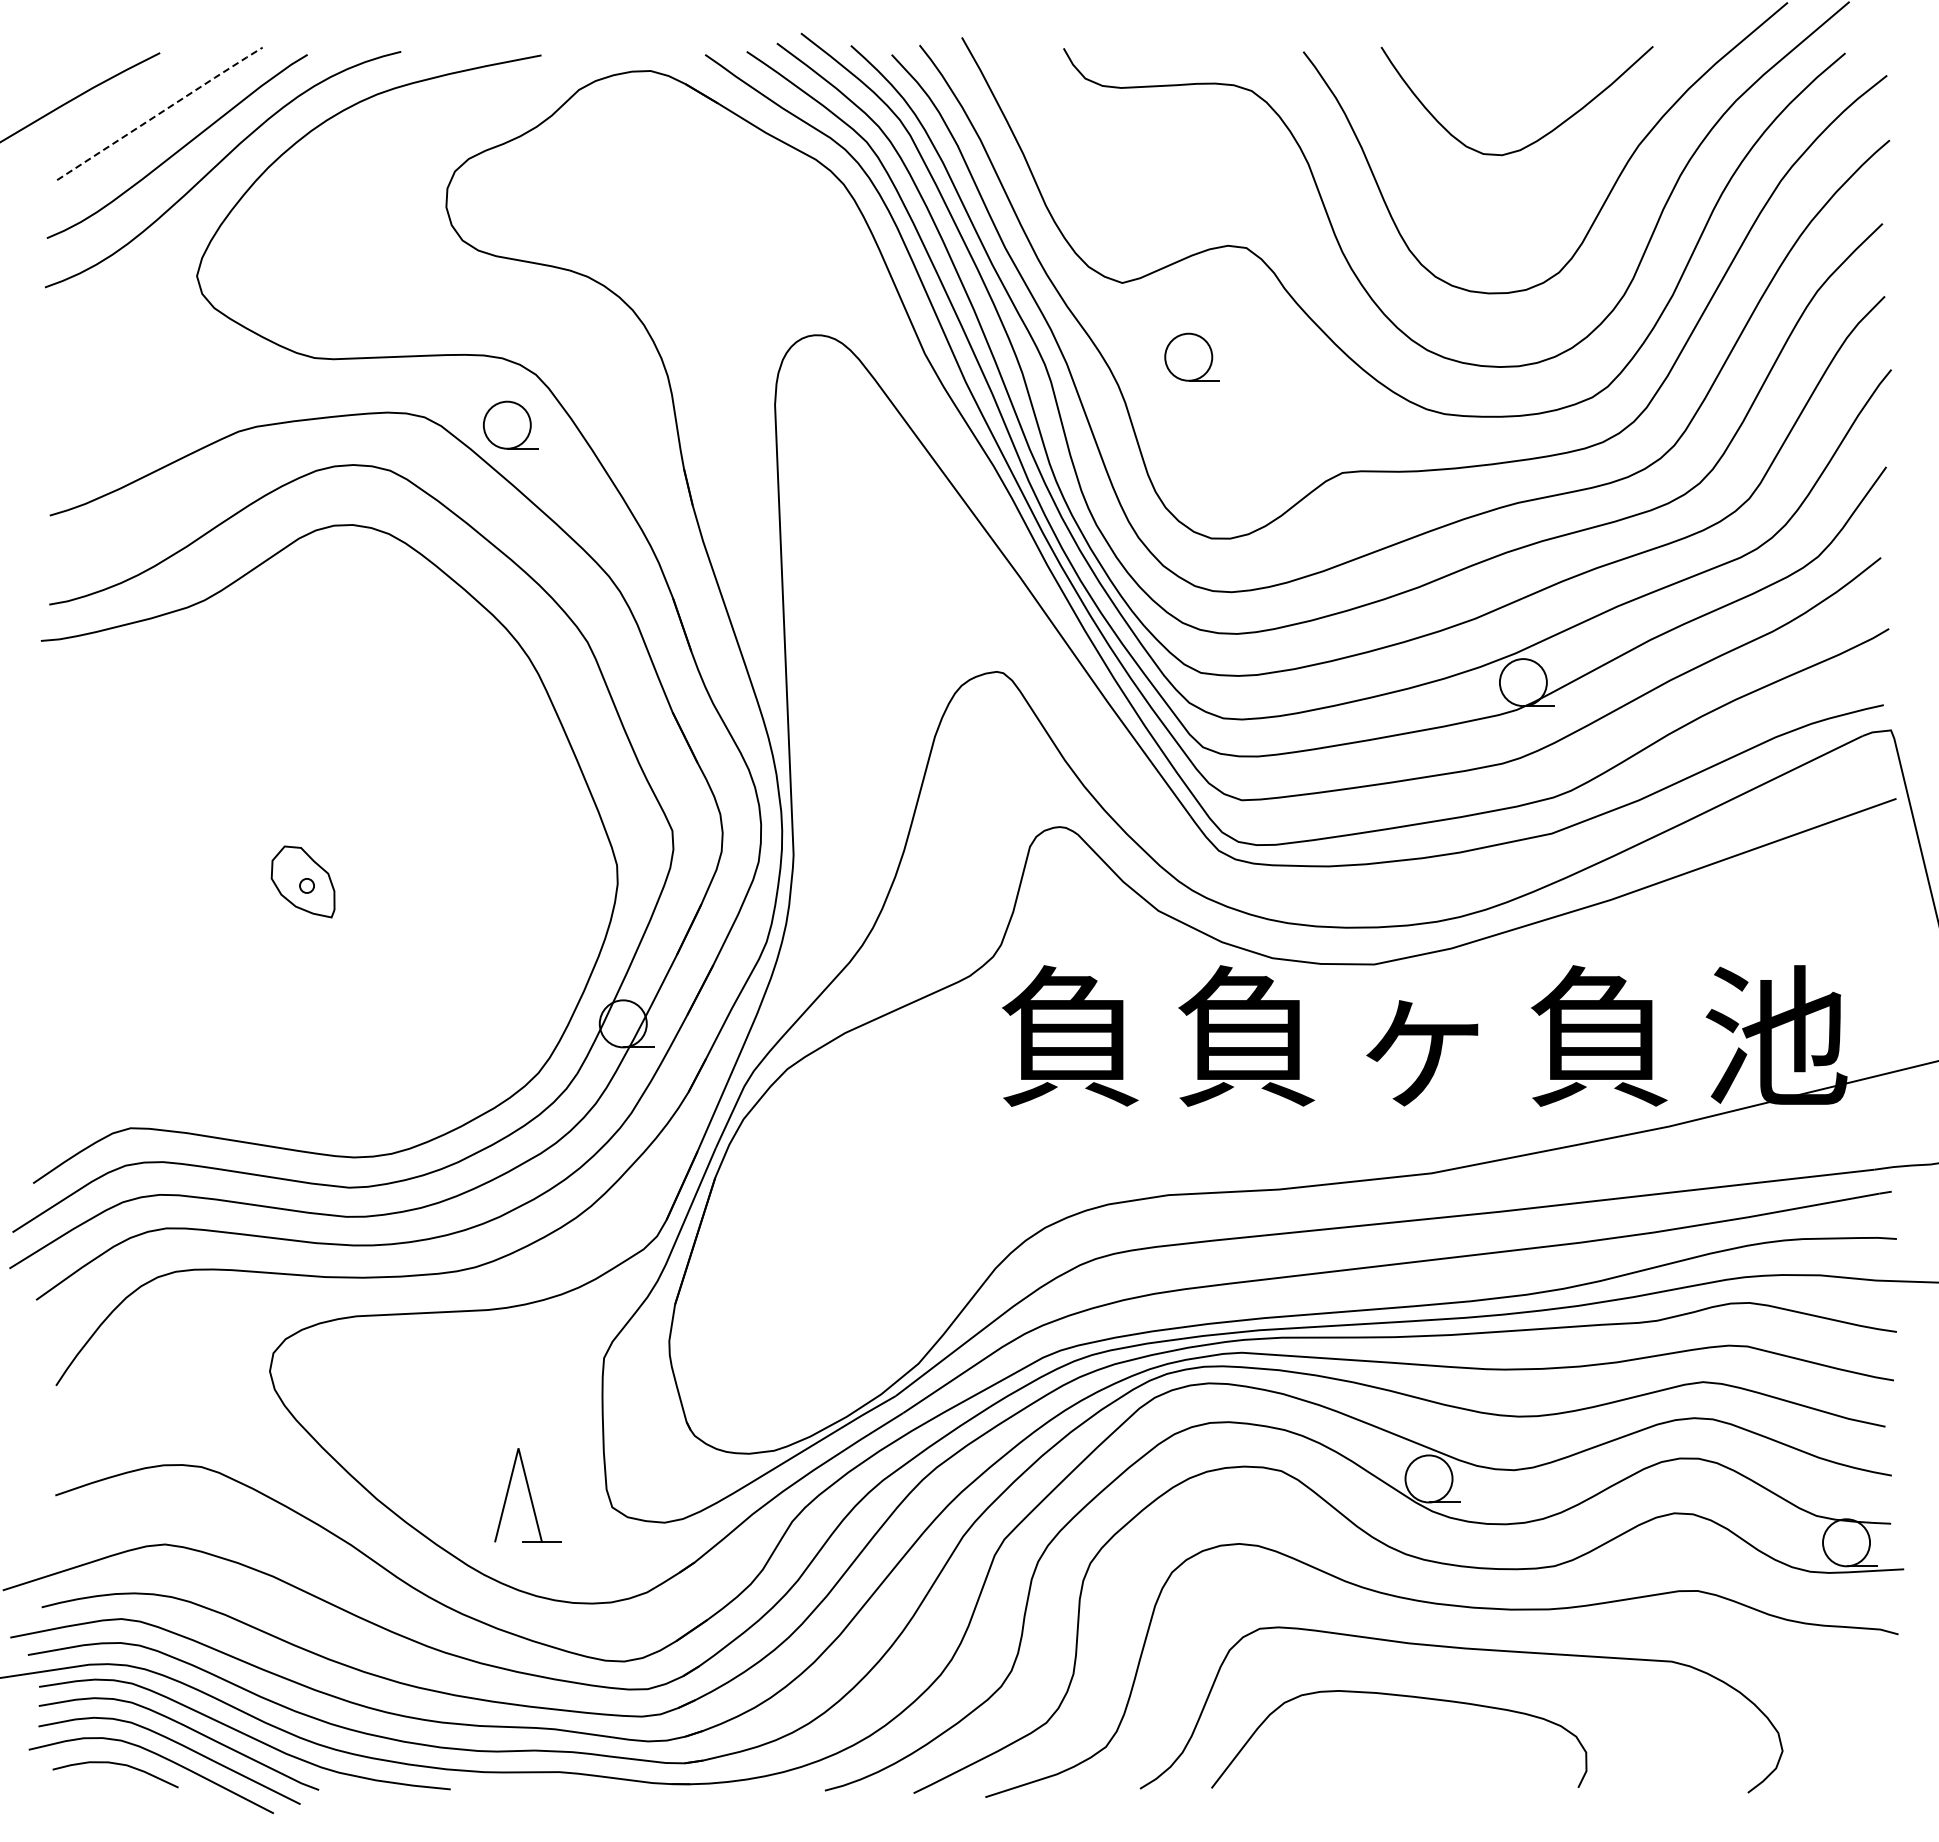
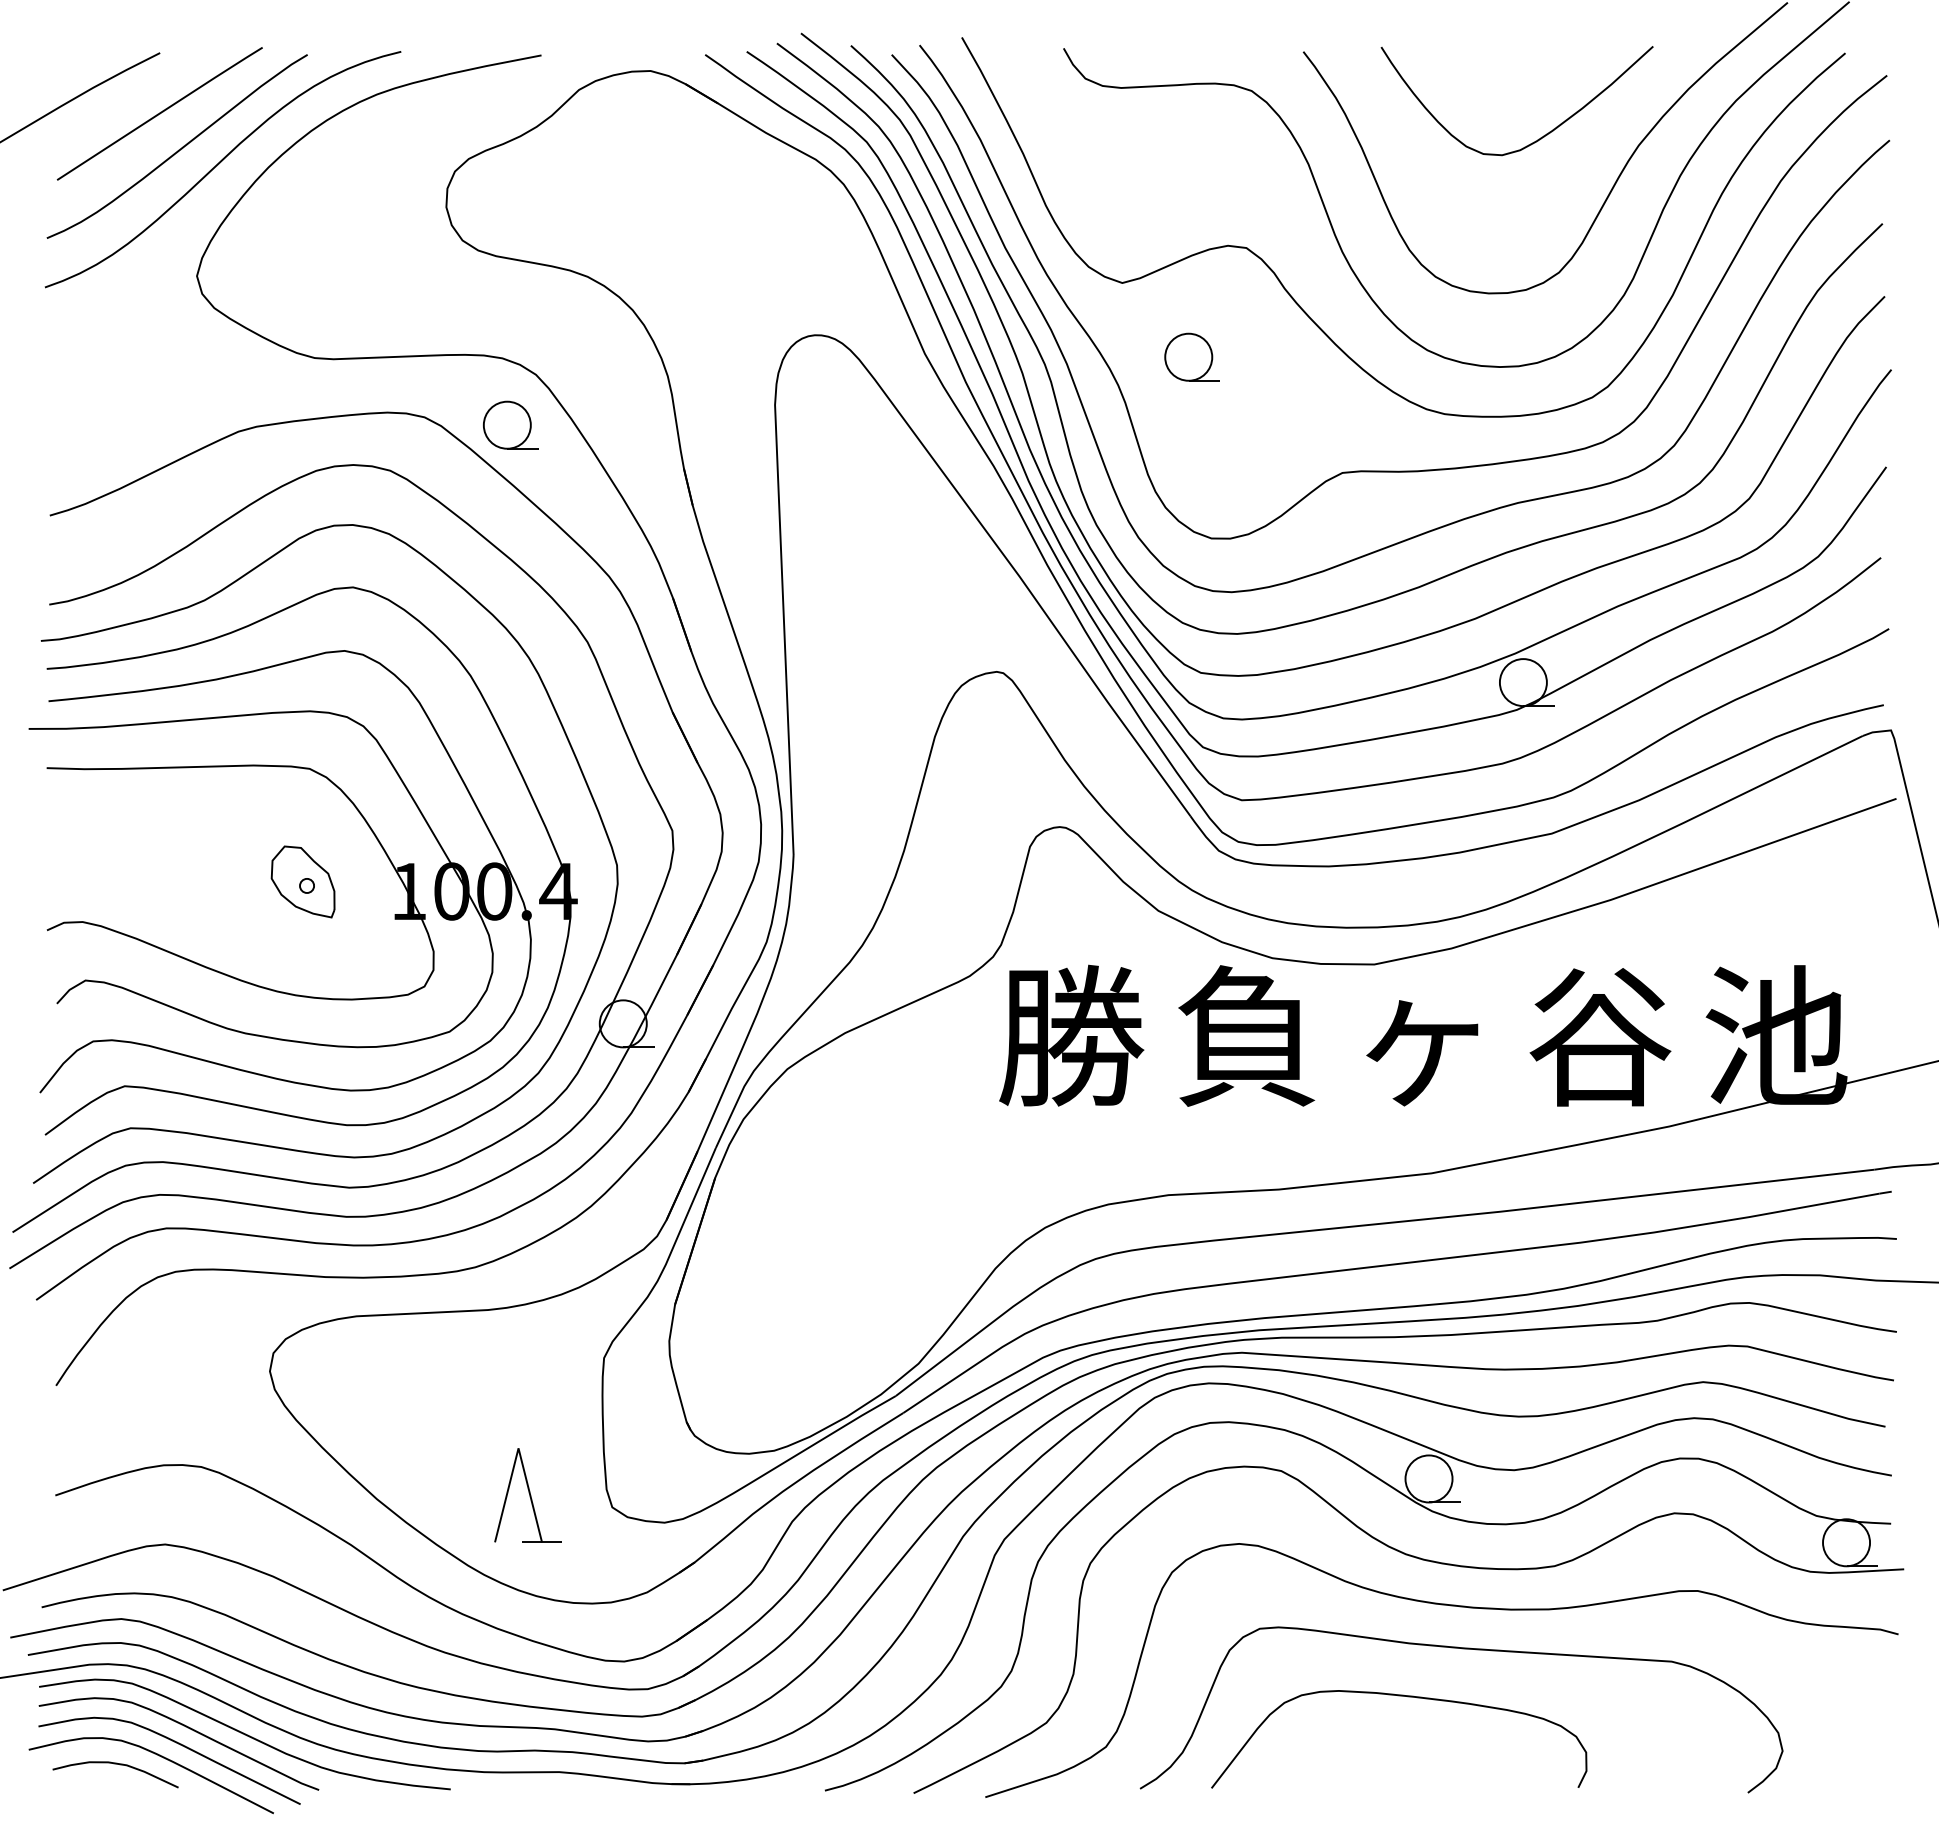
line: dashed -> solid (160, 112)
part: none -> present (360, 815)
text: 負 -> 勝 (1071, 1035)
text: 負 -> 谷 (1600, 1035)
